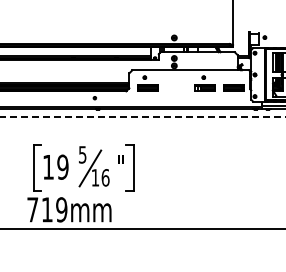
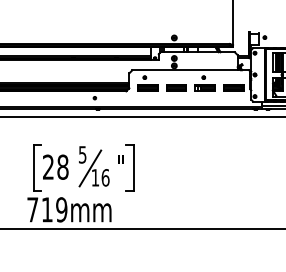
part: none -> present (176, 87)
line: dashed -> solid (143, 116)
text: 19 -> 28 (55, 166)
